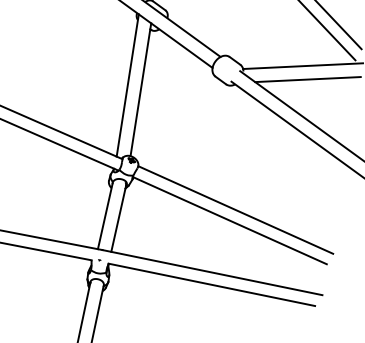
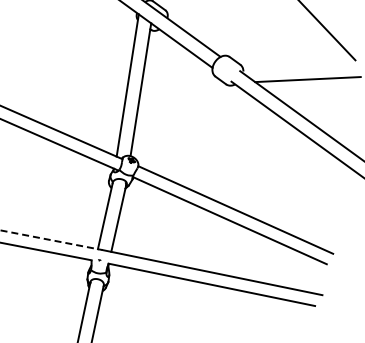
line: present -> none (339, 25)
line: present -> none (302, 66)
line: solid -> dashed (51, 240)
